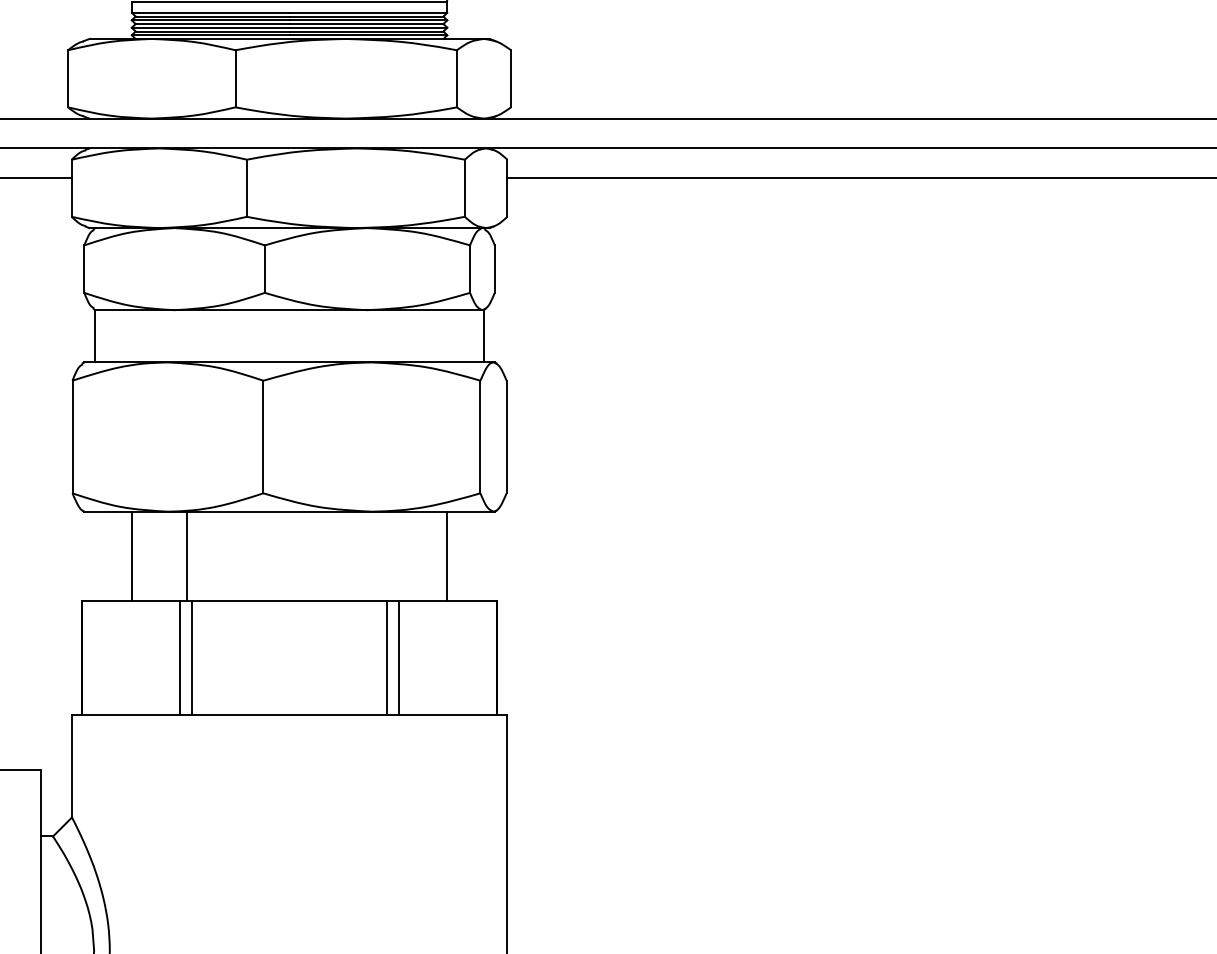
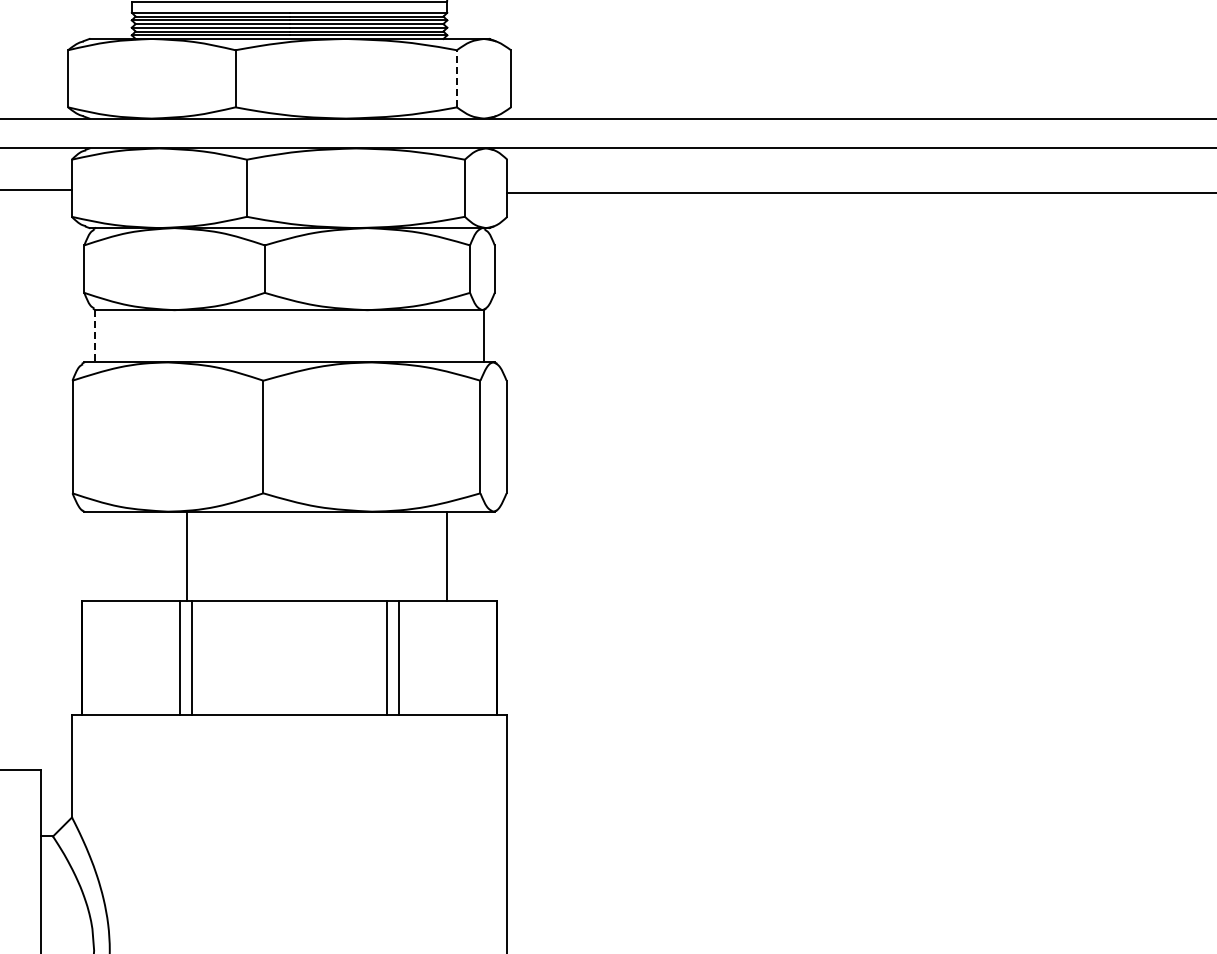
line: solid -> dashed (456, 78)
line position: (36, 178) -> (36, 190) (36, 190)
line position: (860, 178) -> (860, 193) (860, 193)
line: solid -> dashed (95, 336)
line: present -> none (132, 556)
